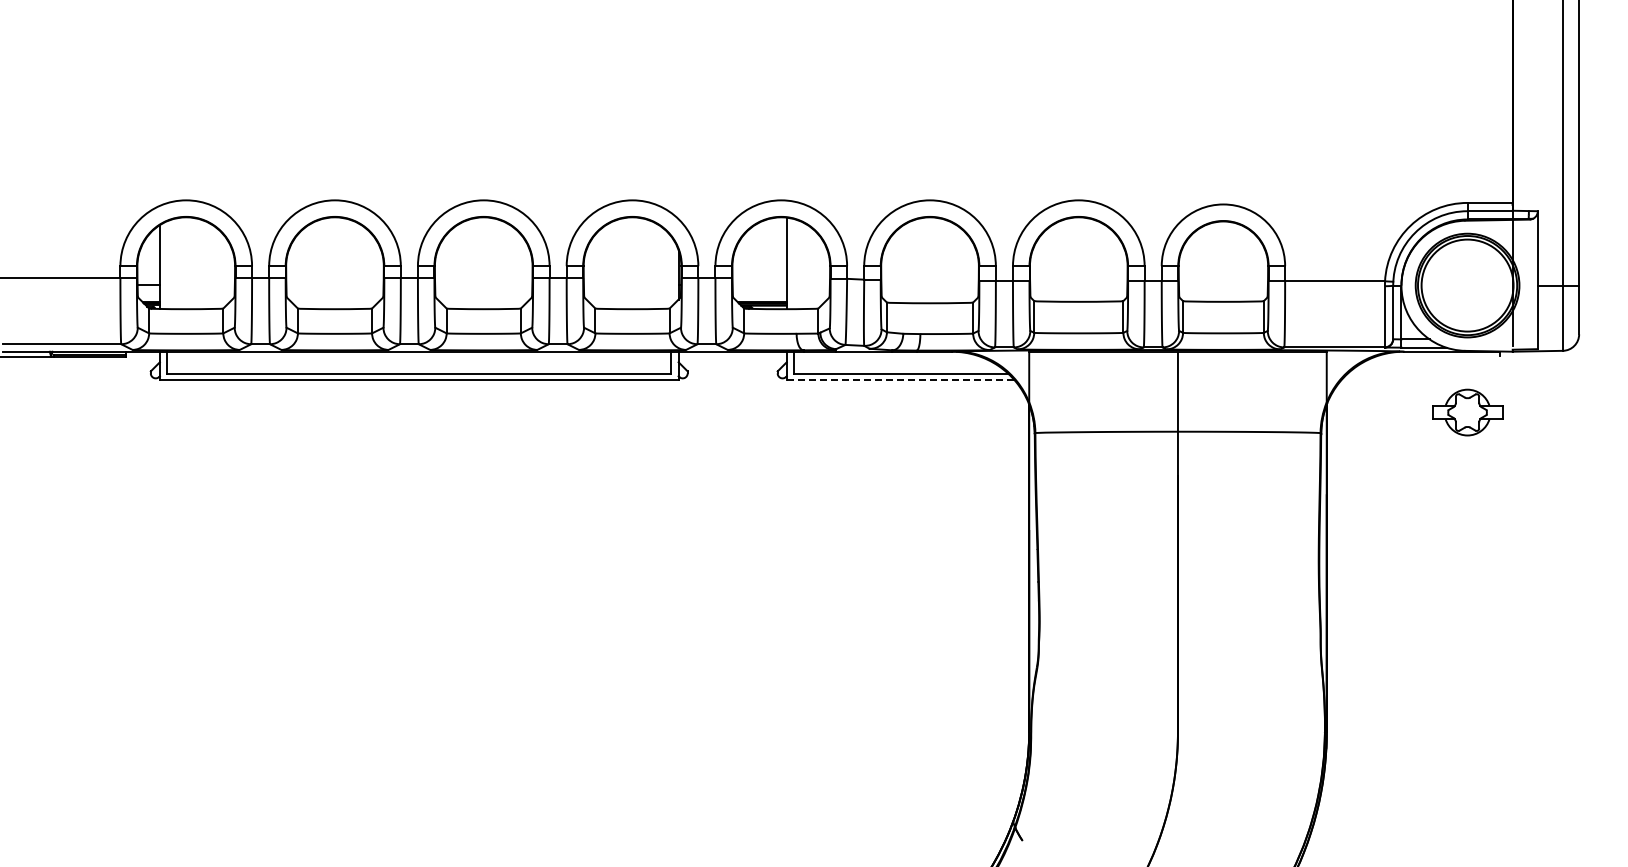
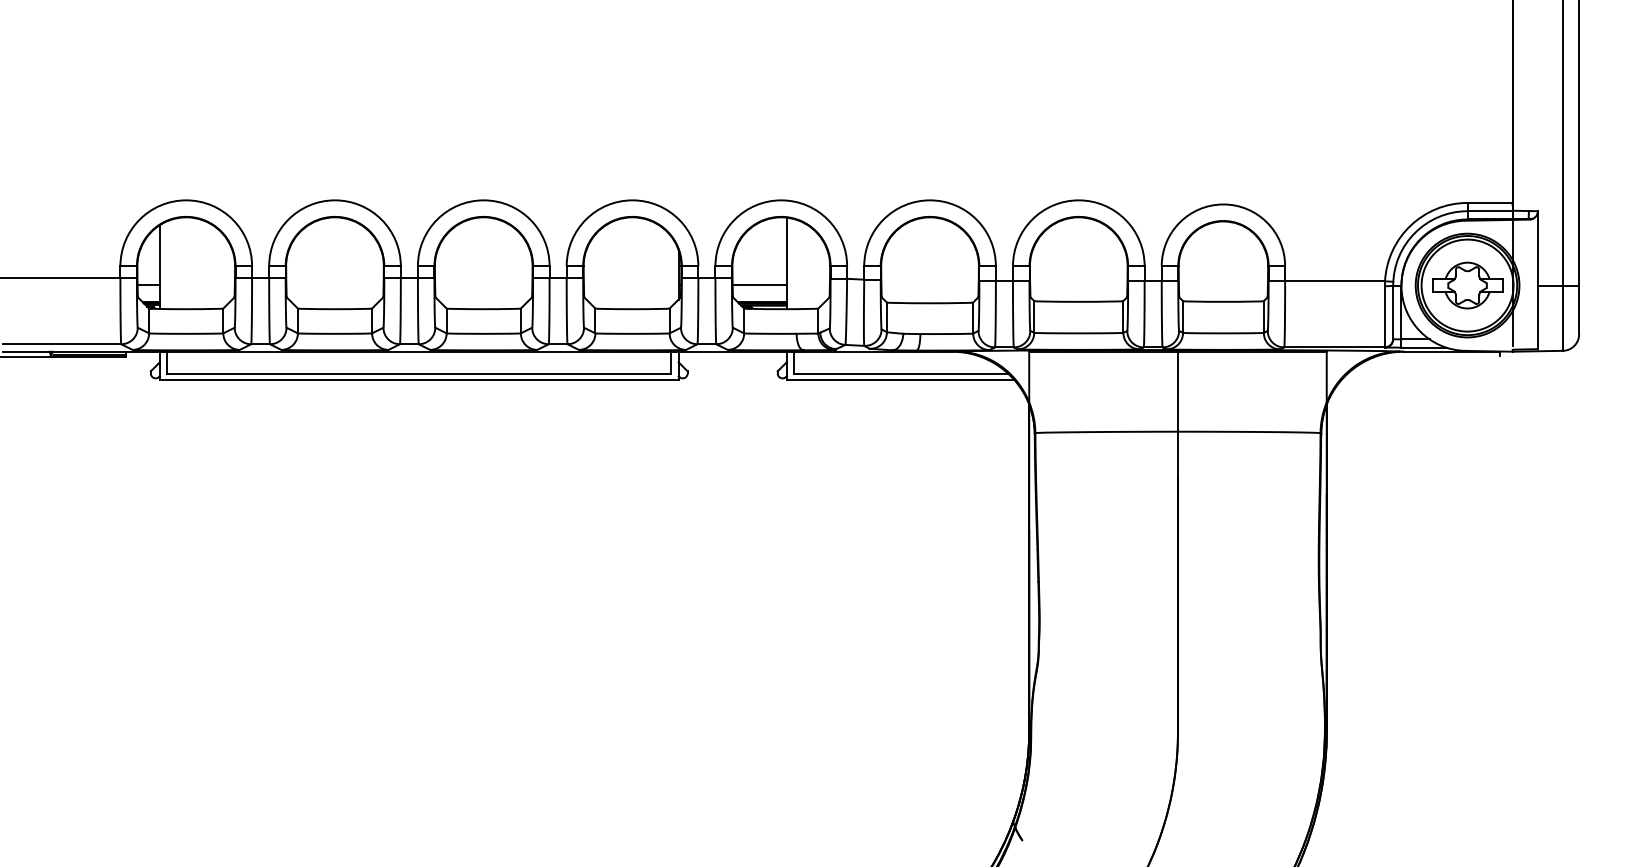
line: none -> present (759, 285)
line: dashed -> solid (900, 379)
part position: (1467, 412) -> (1467, 285) (1467, 285)
